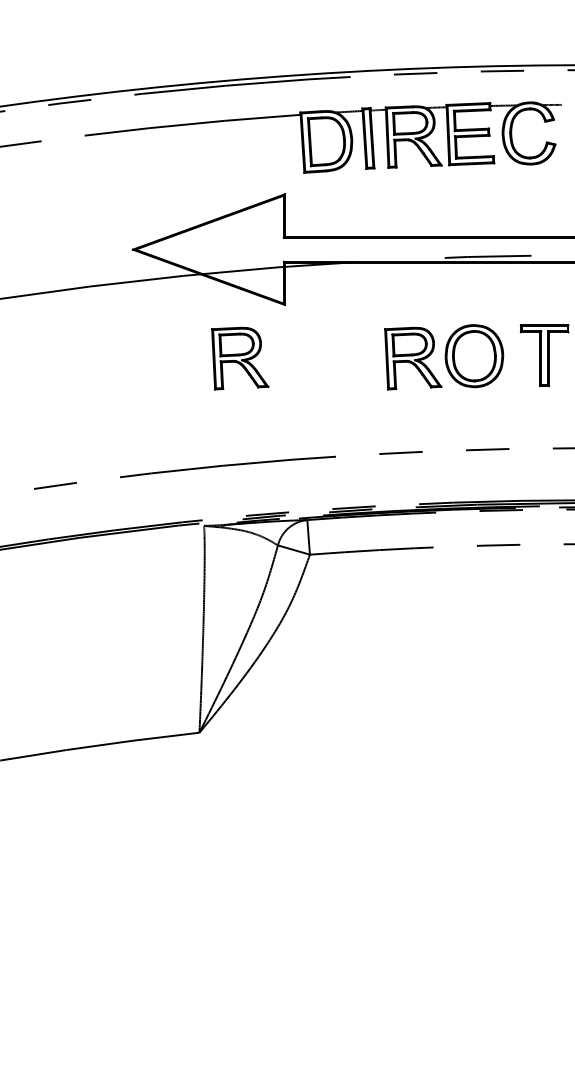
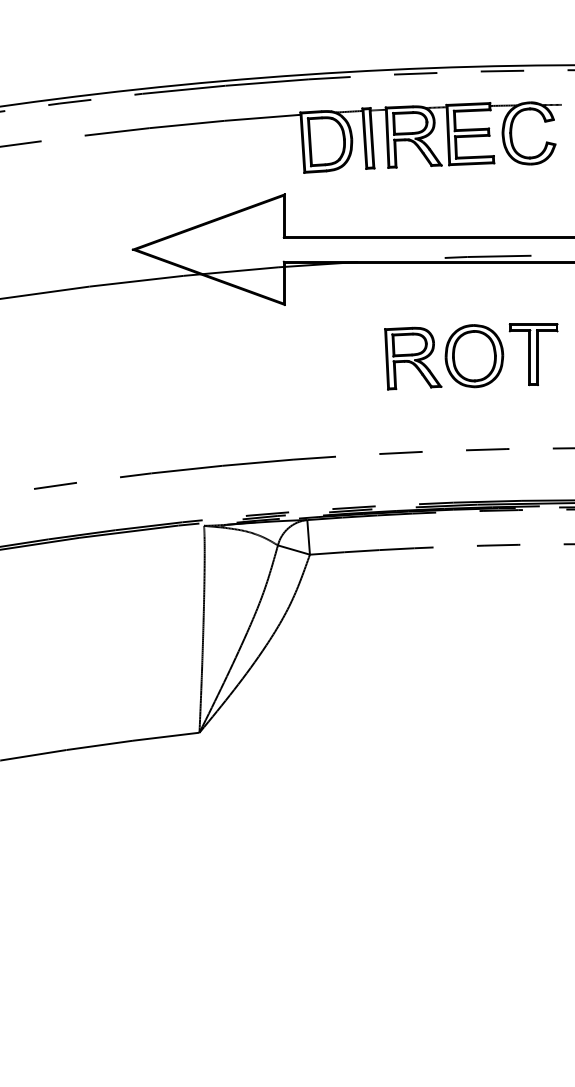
part position: (544, 355) -> (533, 354) (533, 354)
part: present -> none (240, 358)
